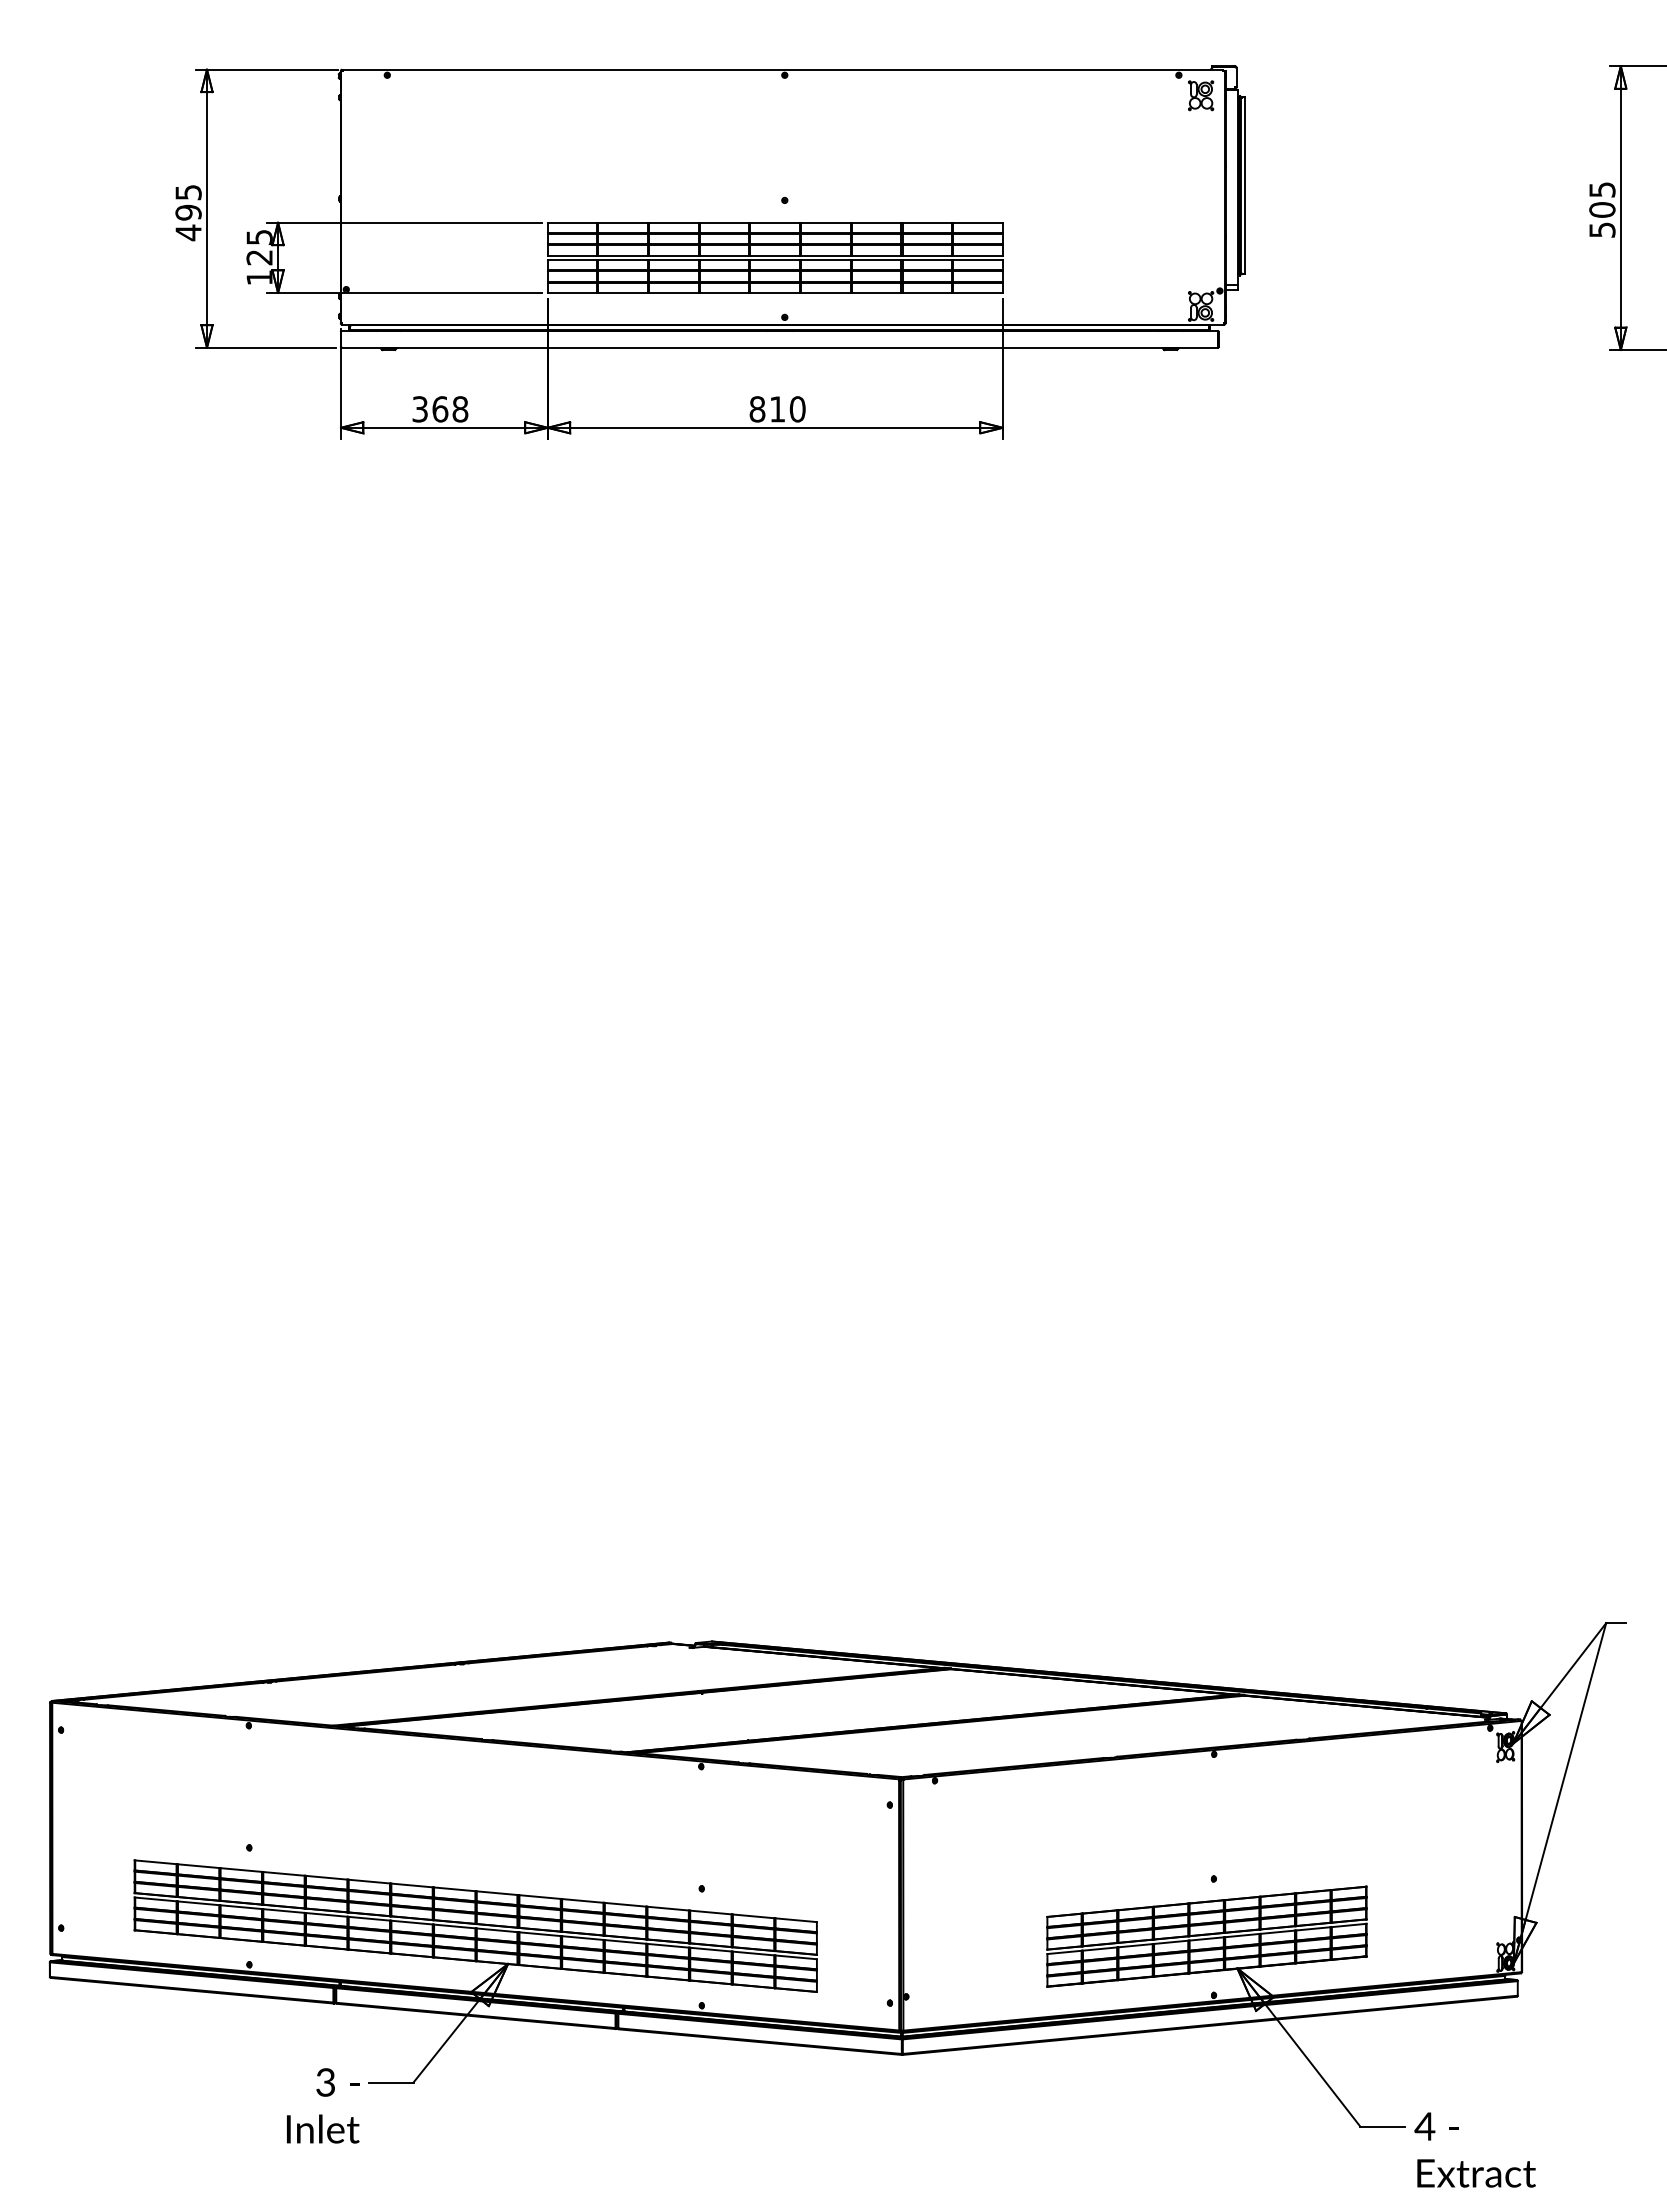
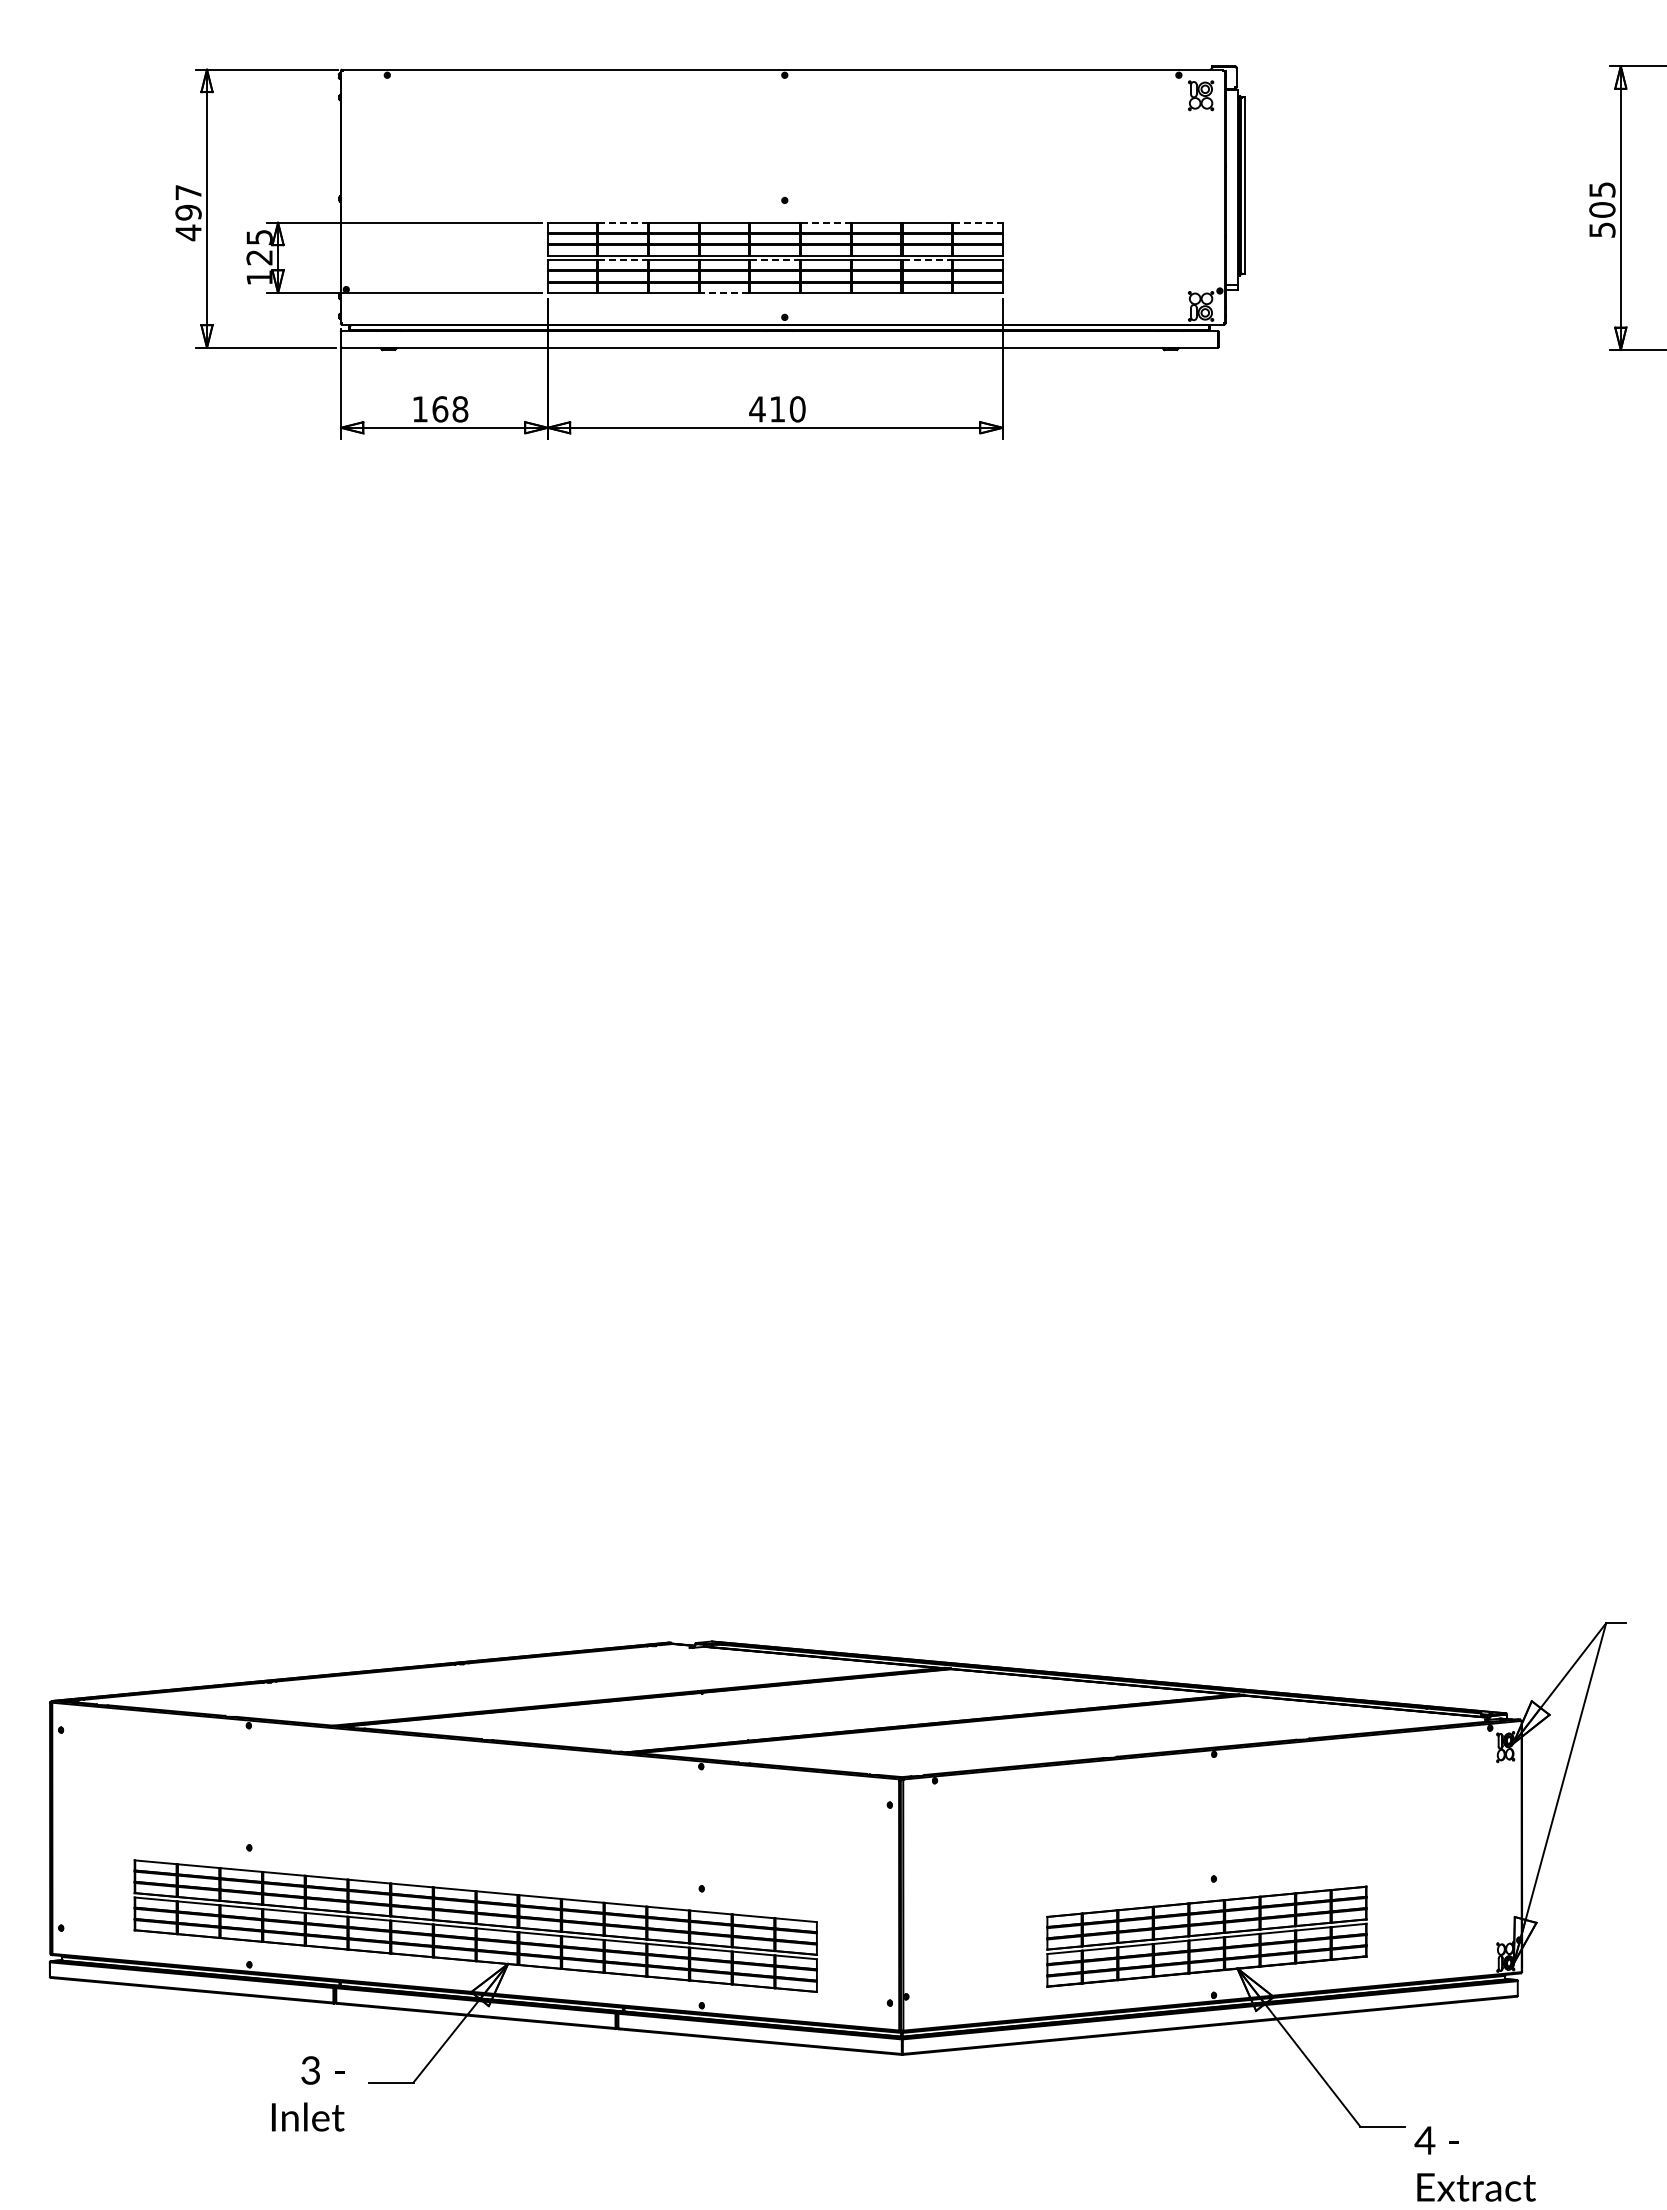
text: 495 -> 497 (188, 192)
line: solid -> dashed (623, 222)
line: solid -> dashed (825, 222)
line: solid -> dashed (978, 222)
line: solid -> dashed (623, 260)
line: solid -> dashed (775, 260)
line: solid -> dashed (927, 260)
line: solid -> dashed (724, 292)
text: 368 -> 168 (419, 409)
text: 810 -> 410 (757, 409)
text position: (323, 2105) -> (308, 2093) (308, 2093)
text position: (1474, 2149) -> (1474, 2163) (1474, 2163)
